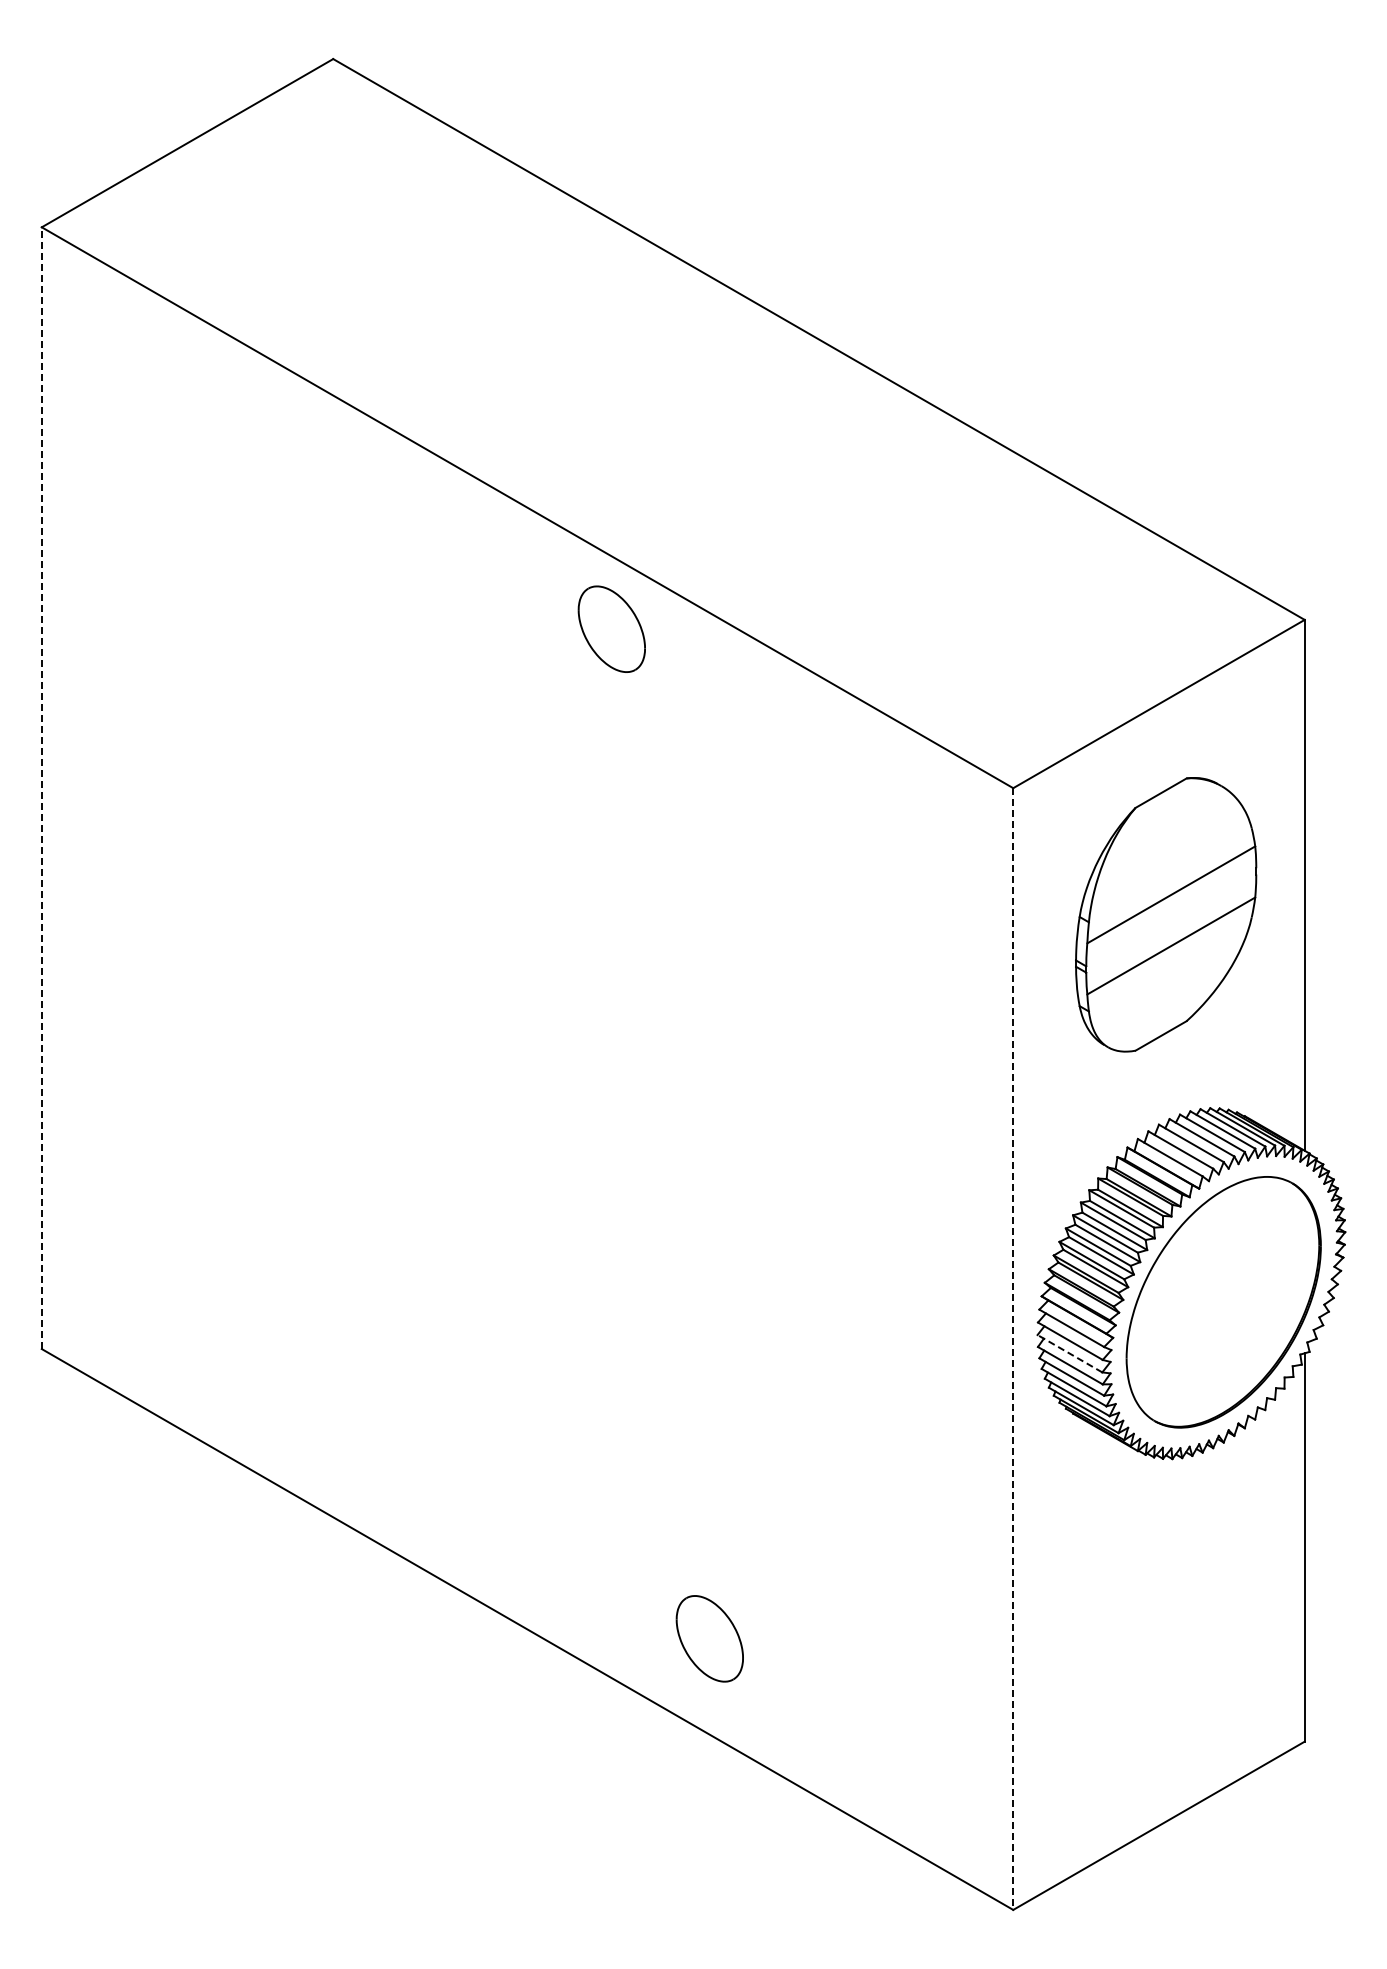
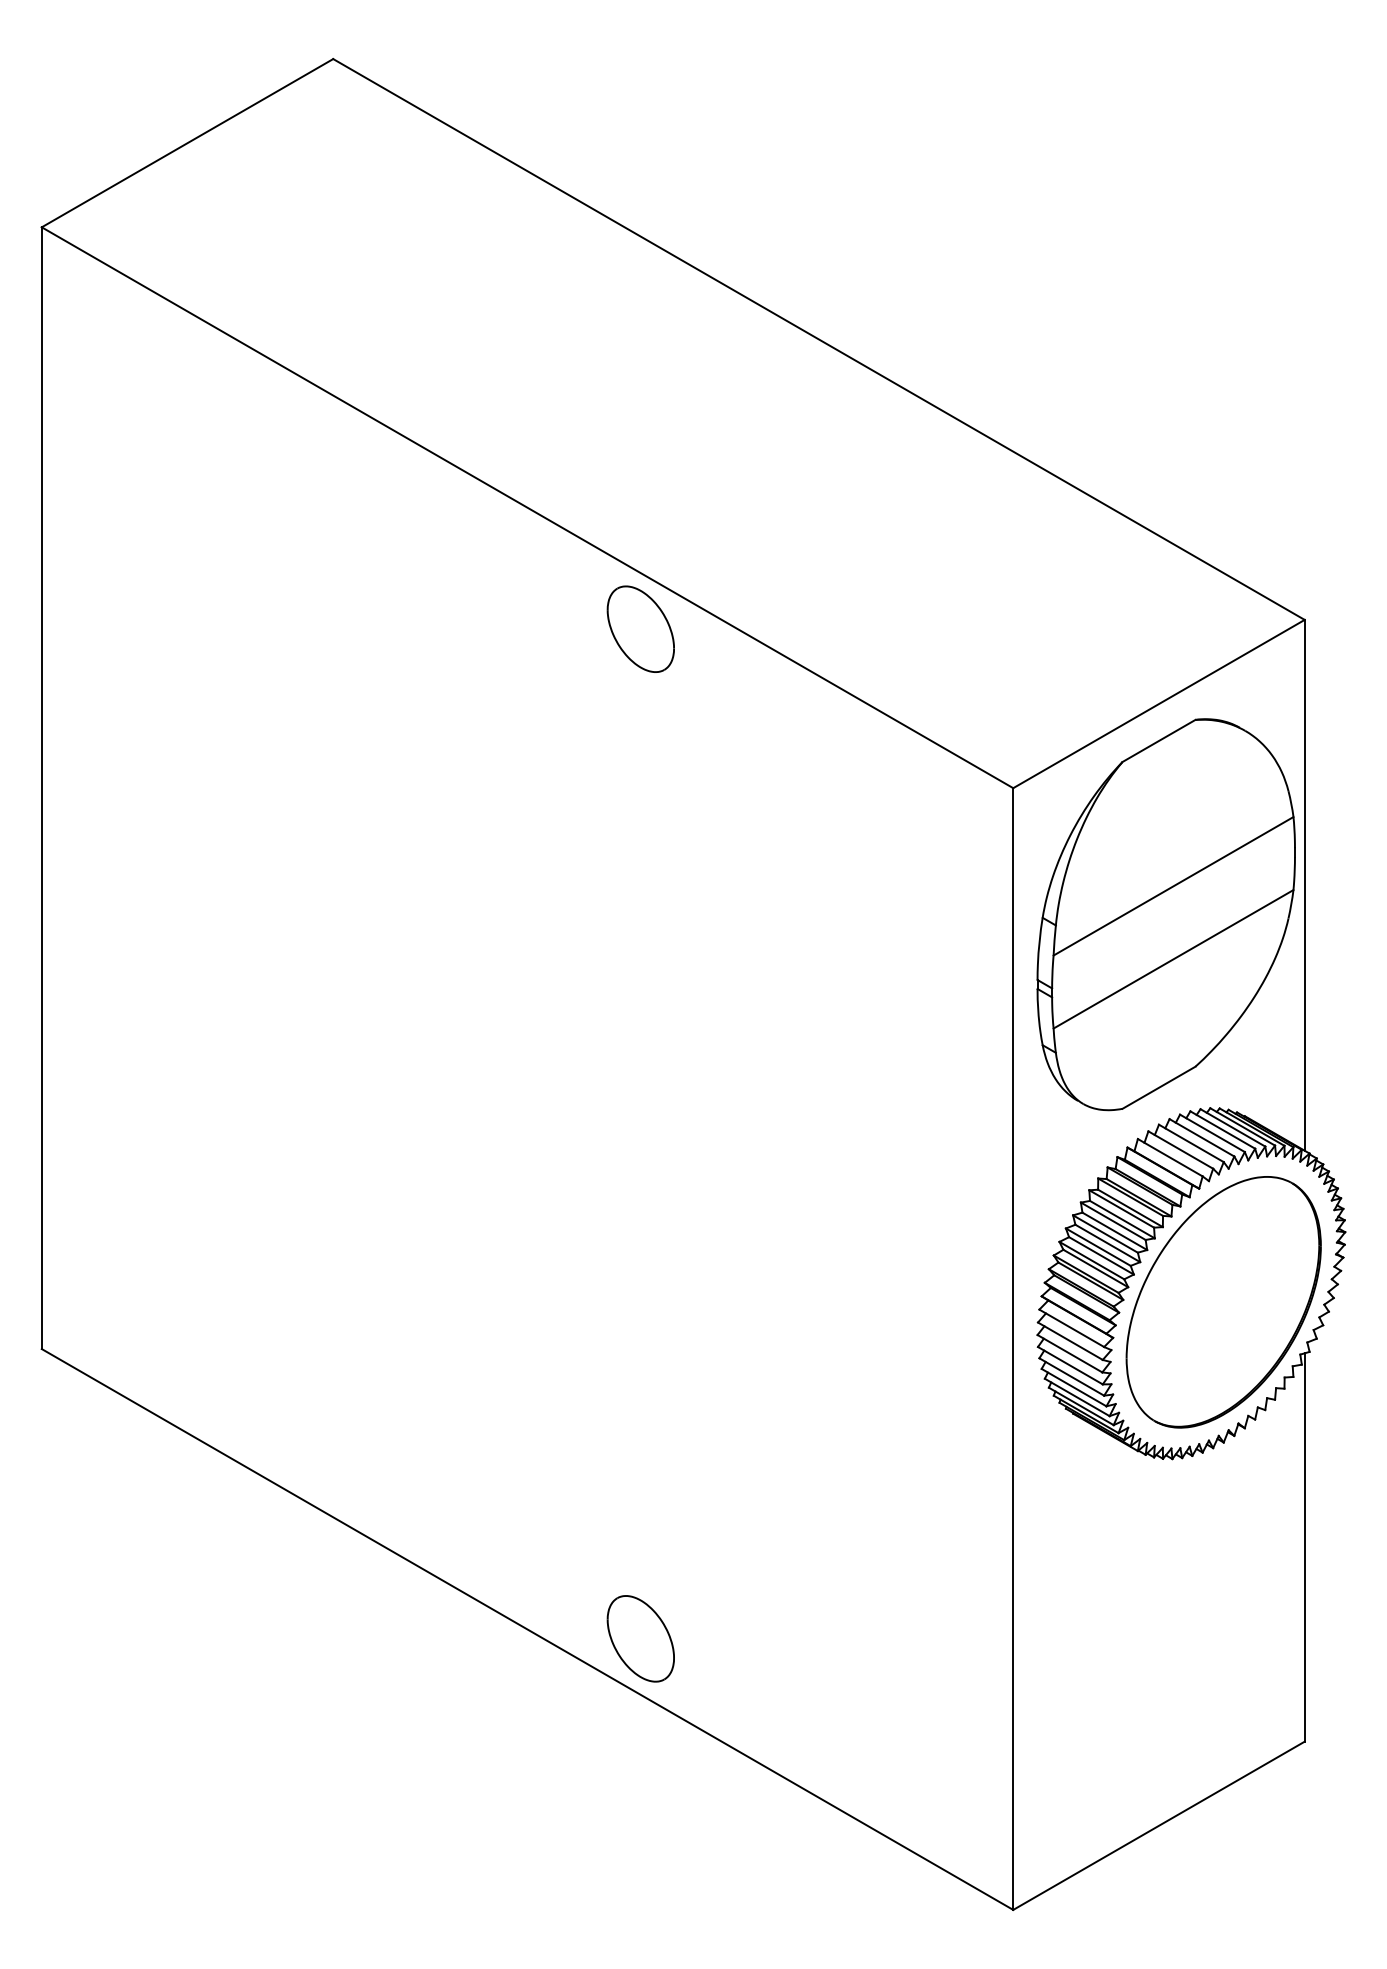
part position: (611, 628) -> (640, 628) (640, 628)
line: dashed -> solid (41, 788)
part size: 183x276 px -> 260x394 px (1165, 914)
line: dashed -> solid (1013, 1349)
line: dashed -> solid (1069, 1353)
part position: (709, 1638) -> (640, 1638) (640, 1638)
